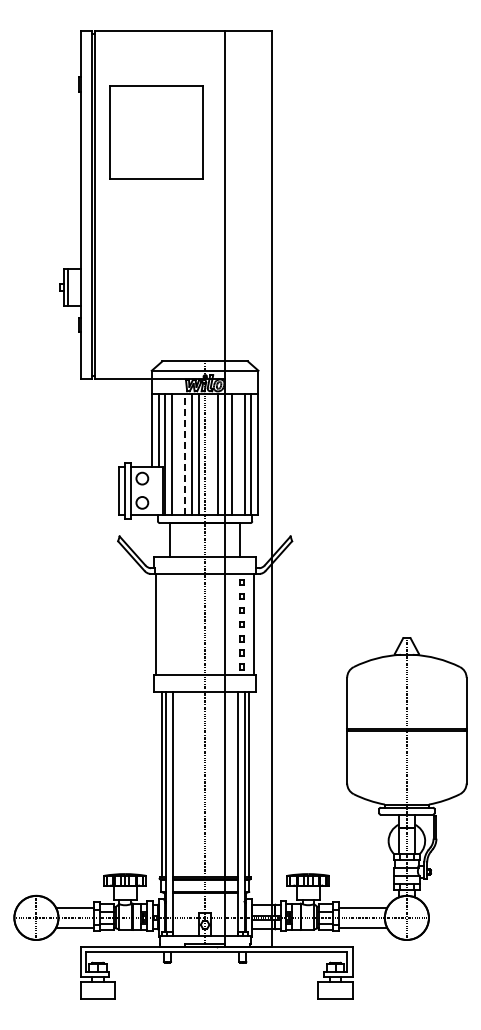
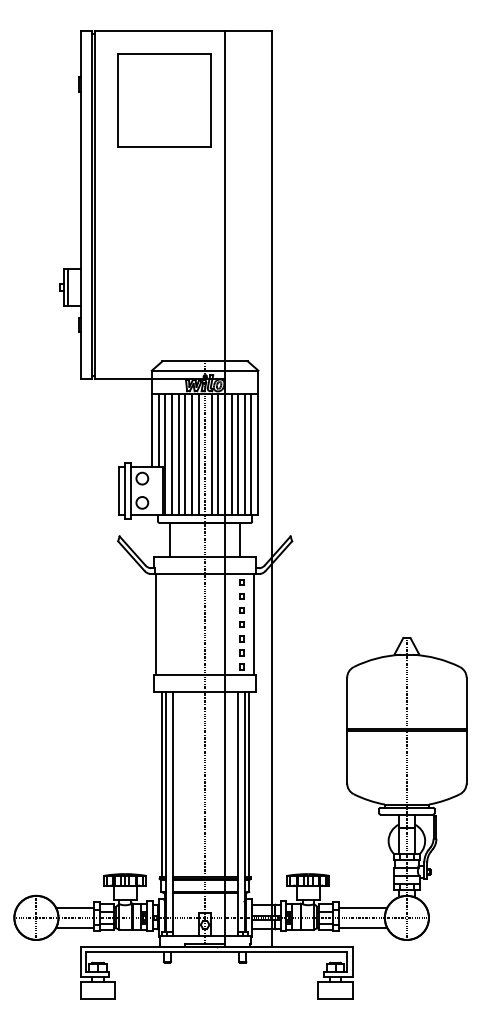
part position: (156, 132) -> (164, 100) (164, 100)
line: none -> present (178, 454)
line: dashed -> solid (185, 454)
line: none -> present (211, 454)
line: none -> present (238, 454)
